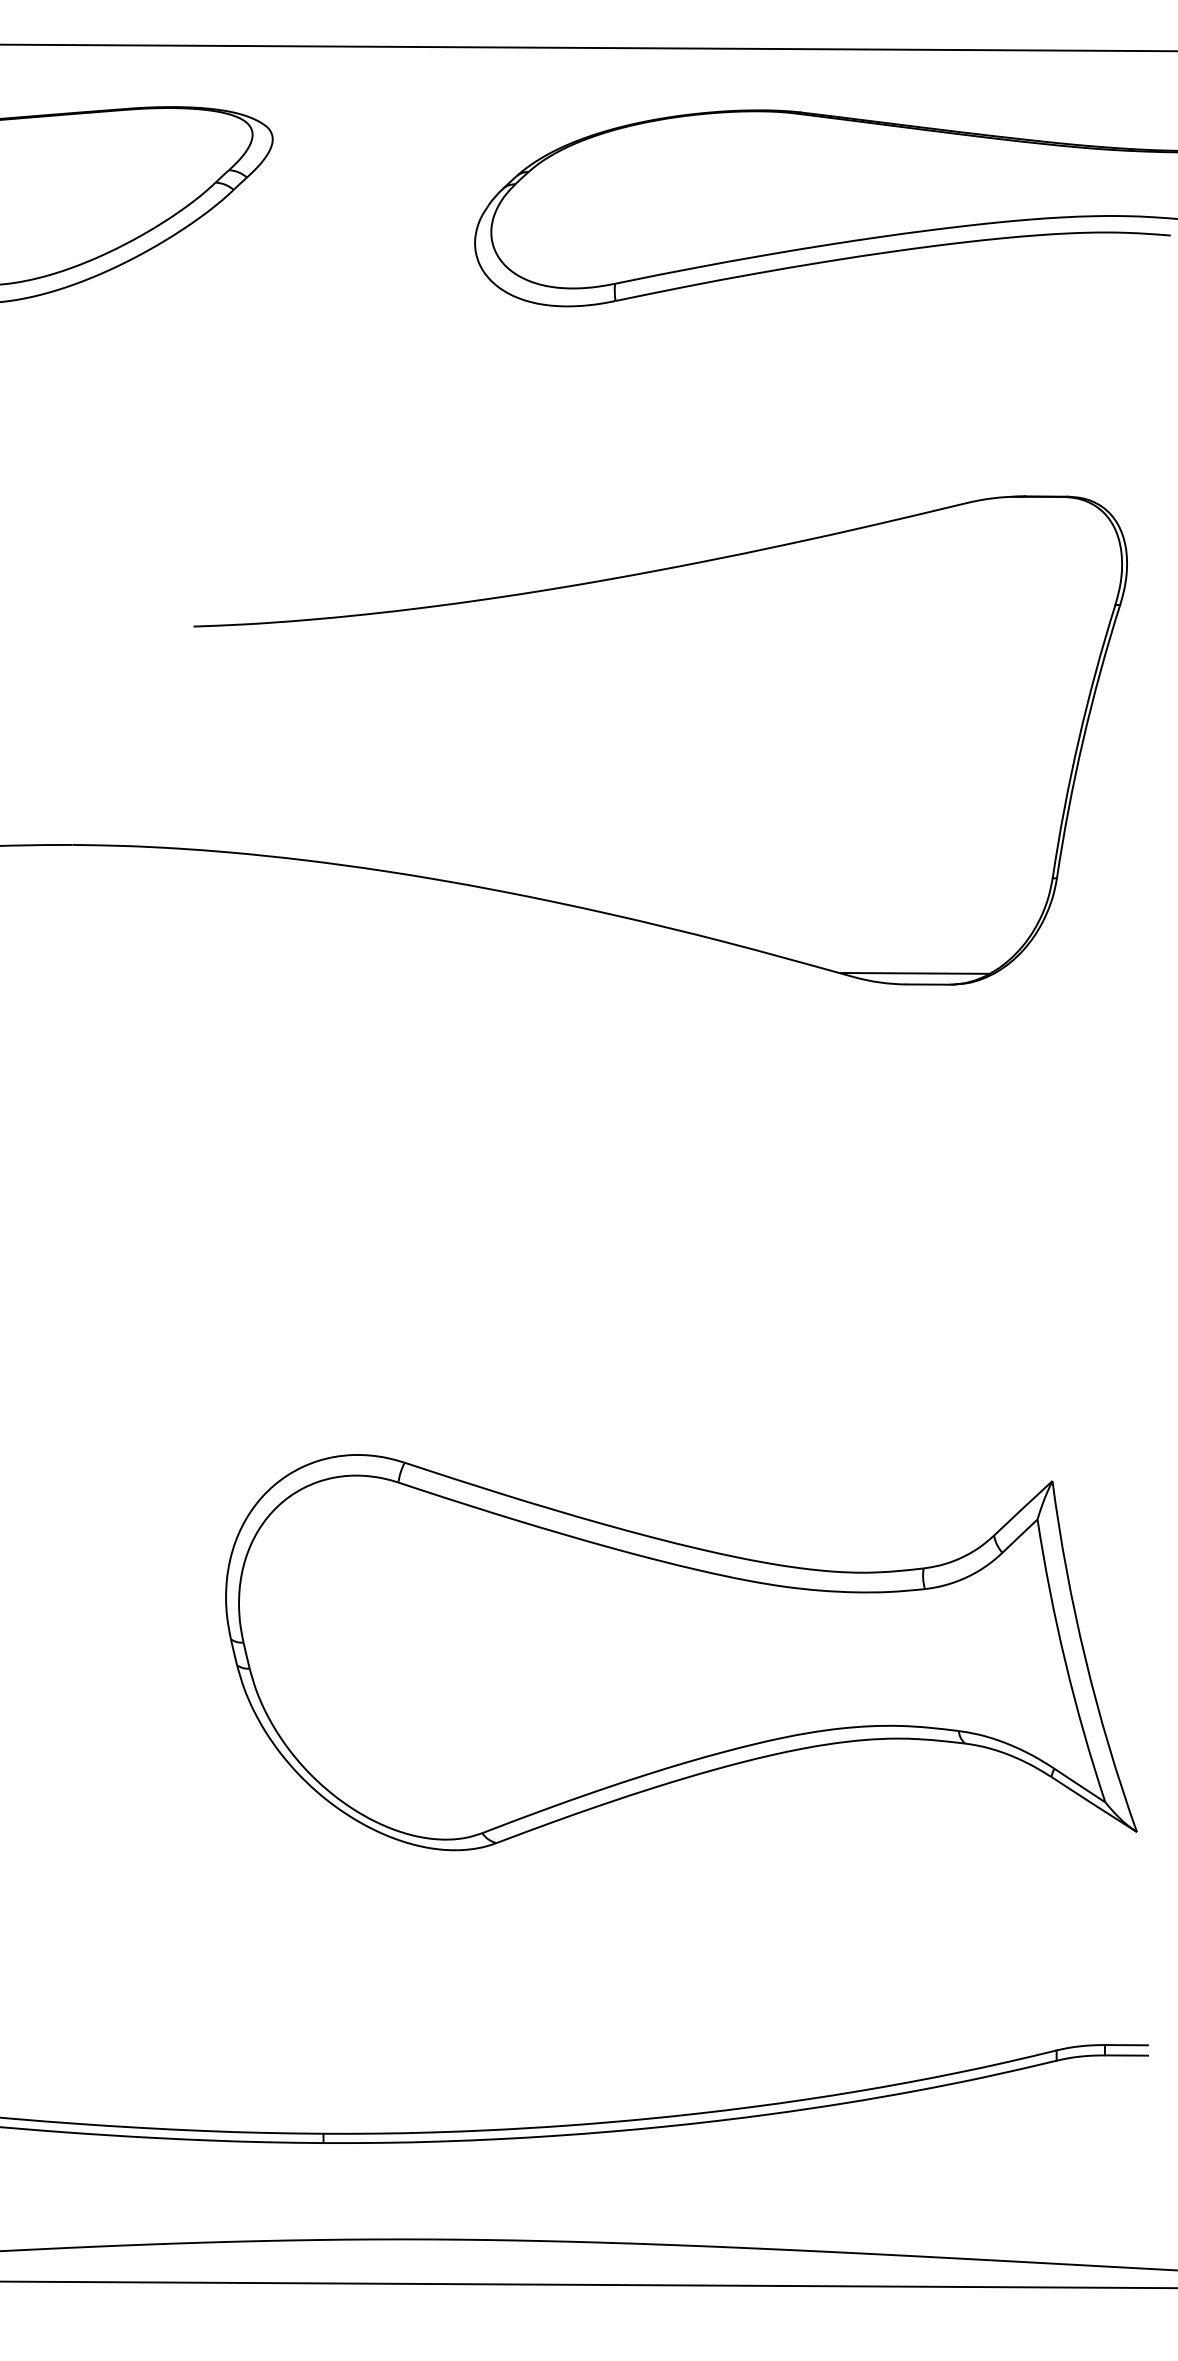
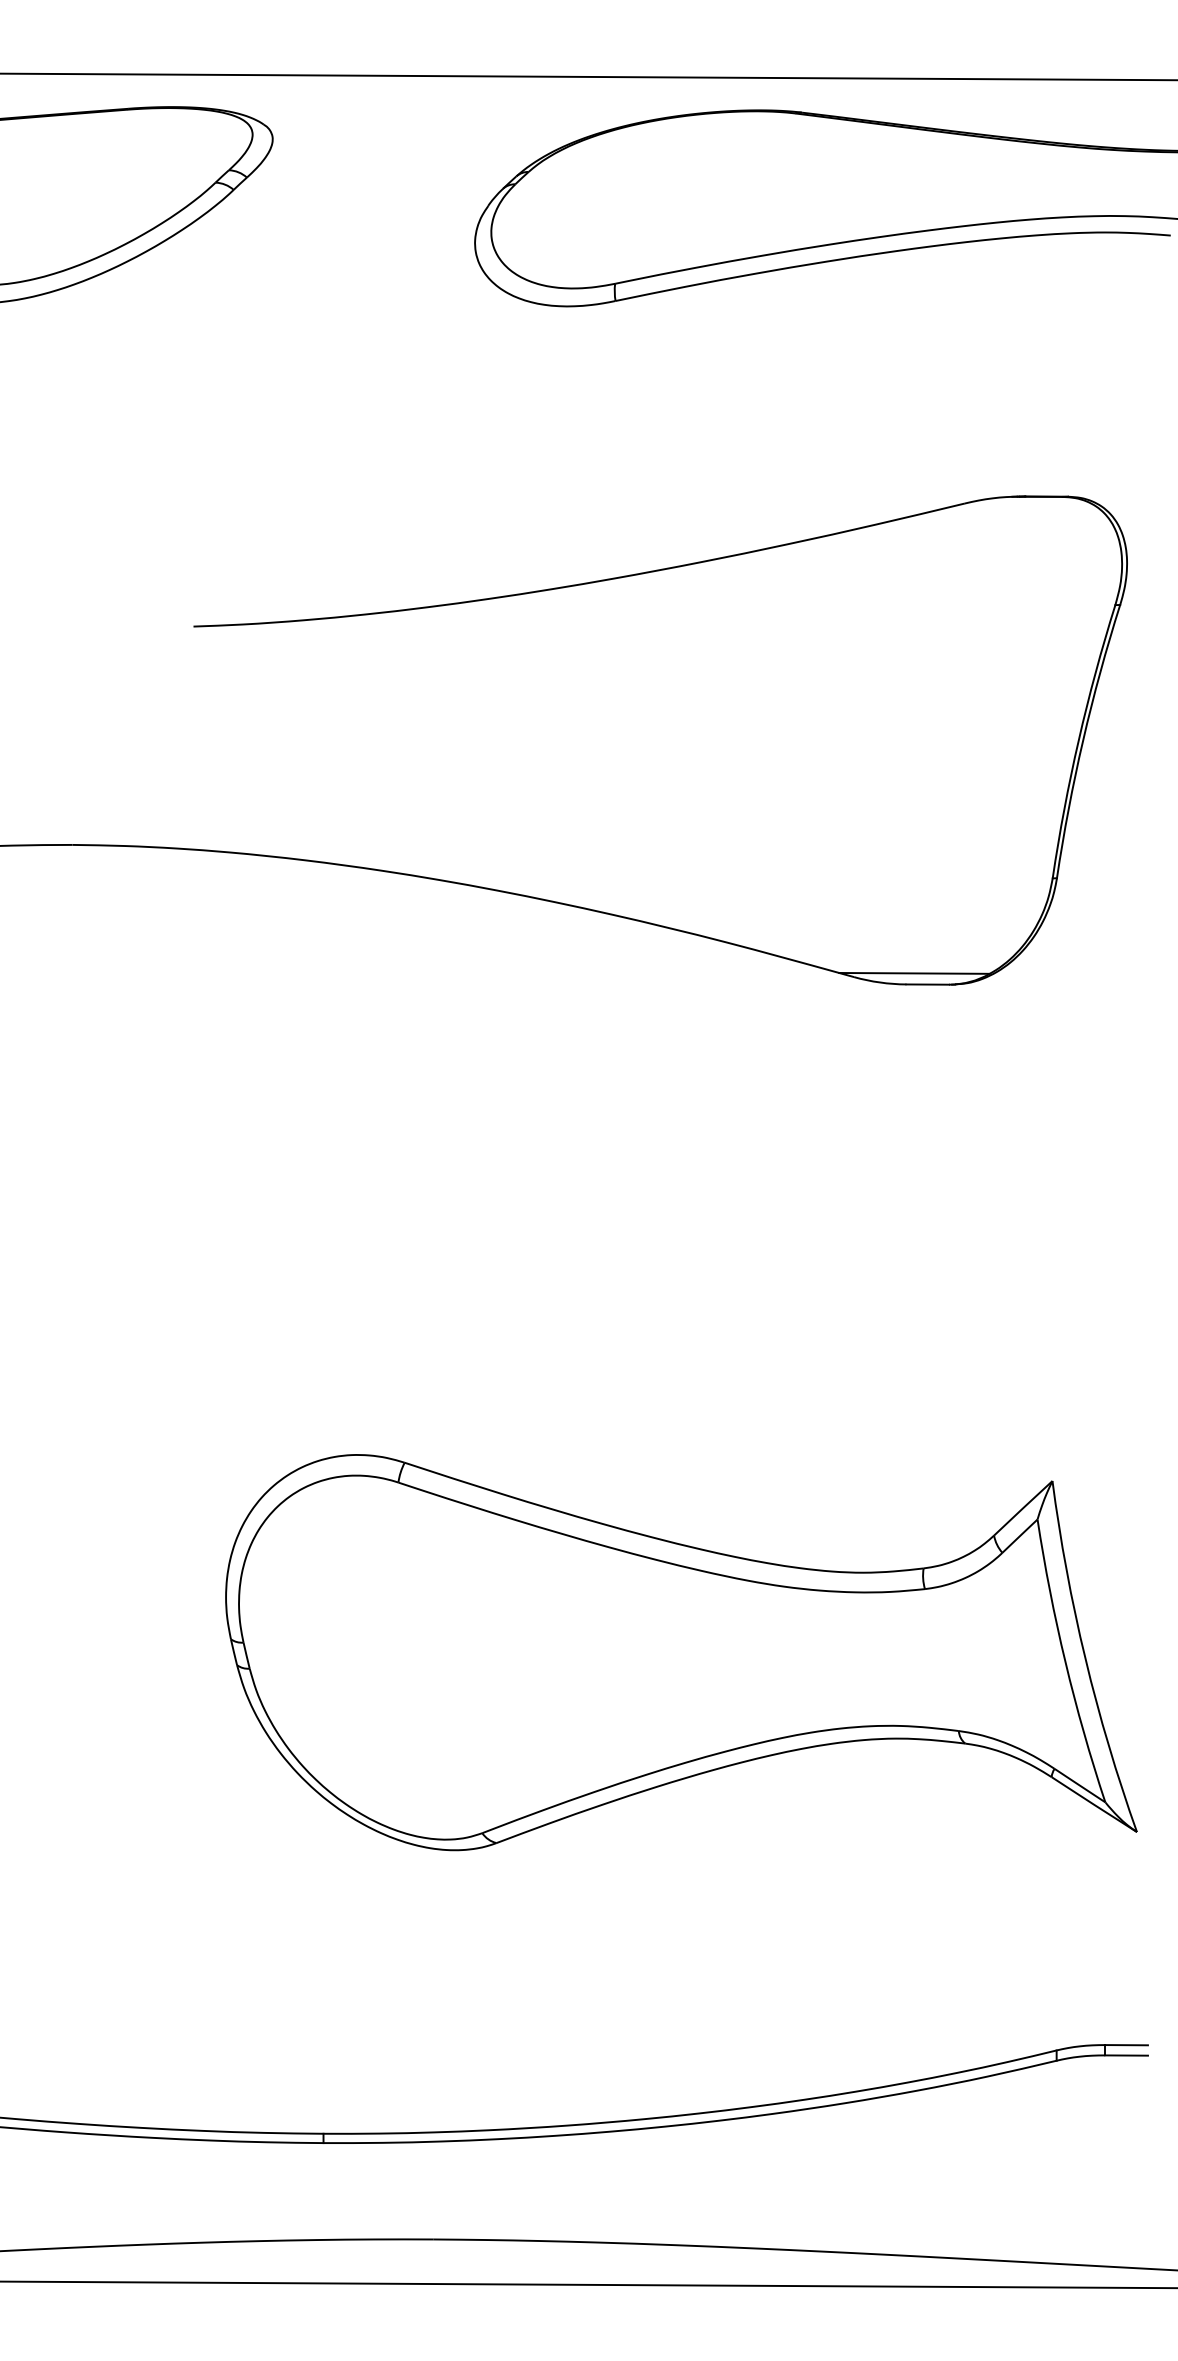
line position: (588, 47) -> (588, 76) (588, 76)
